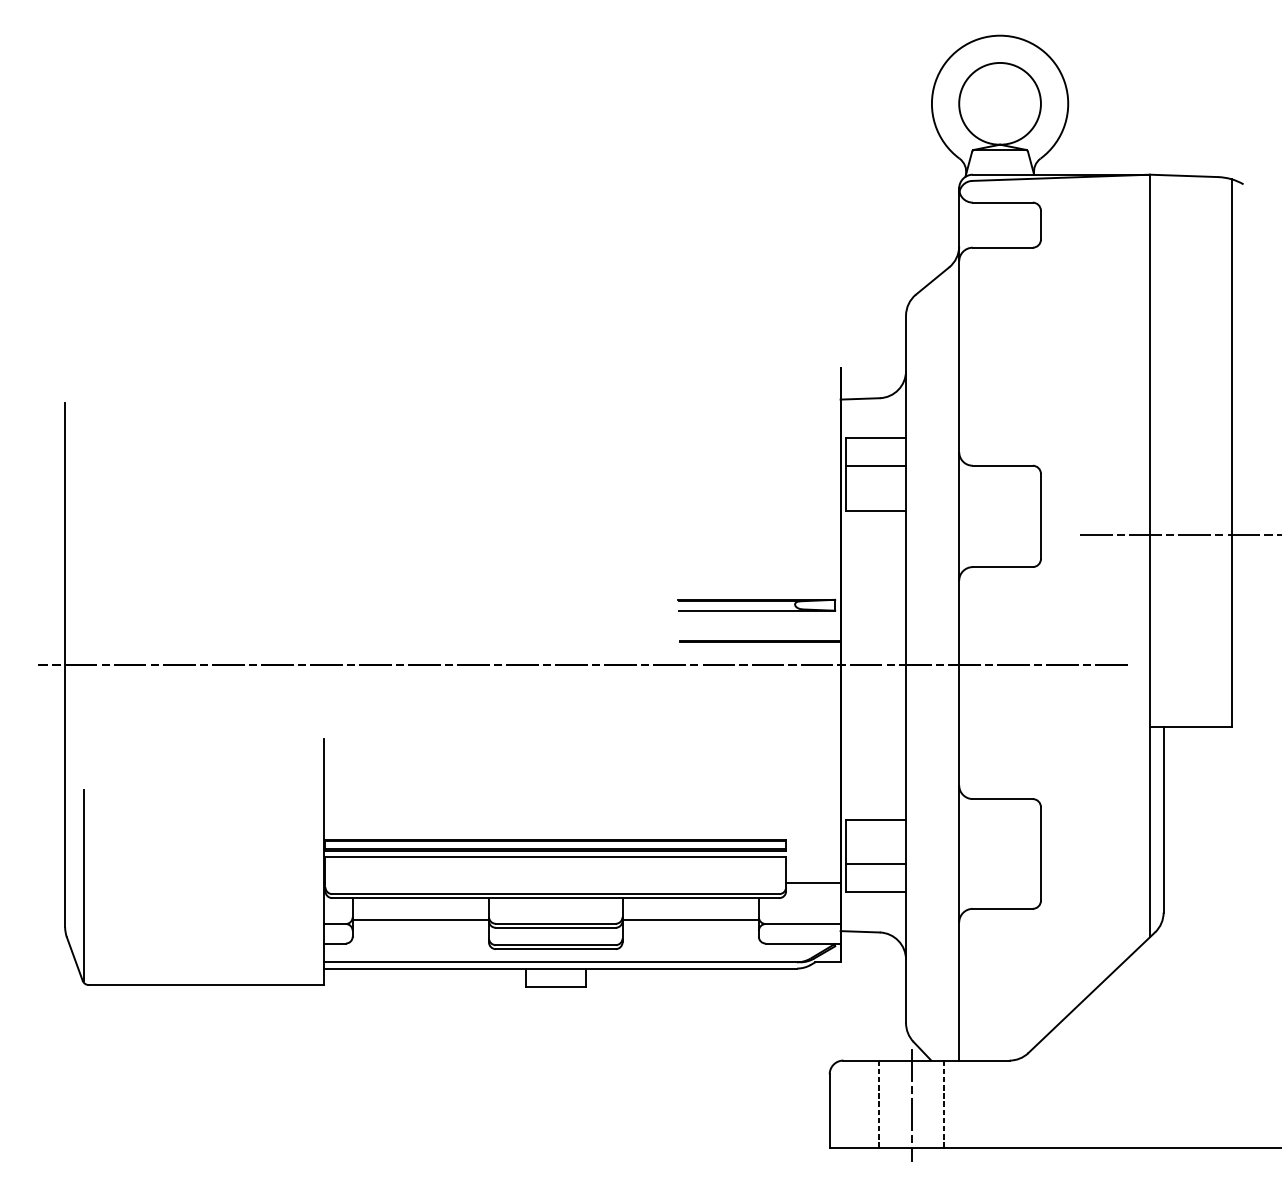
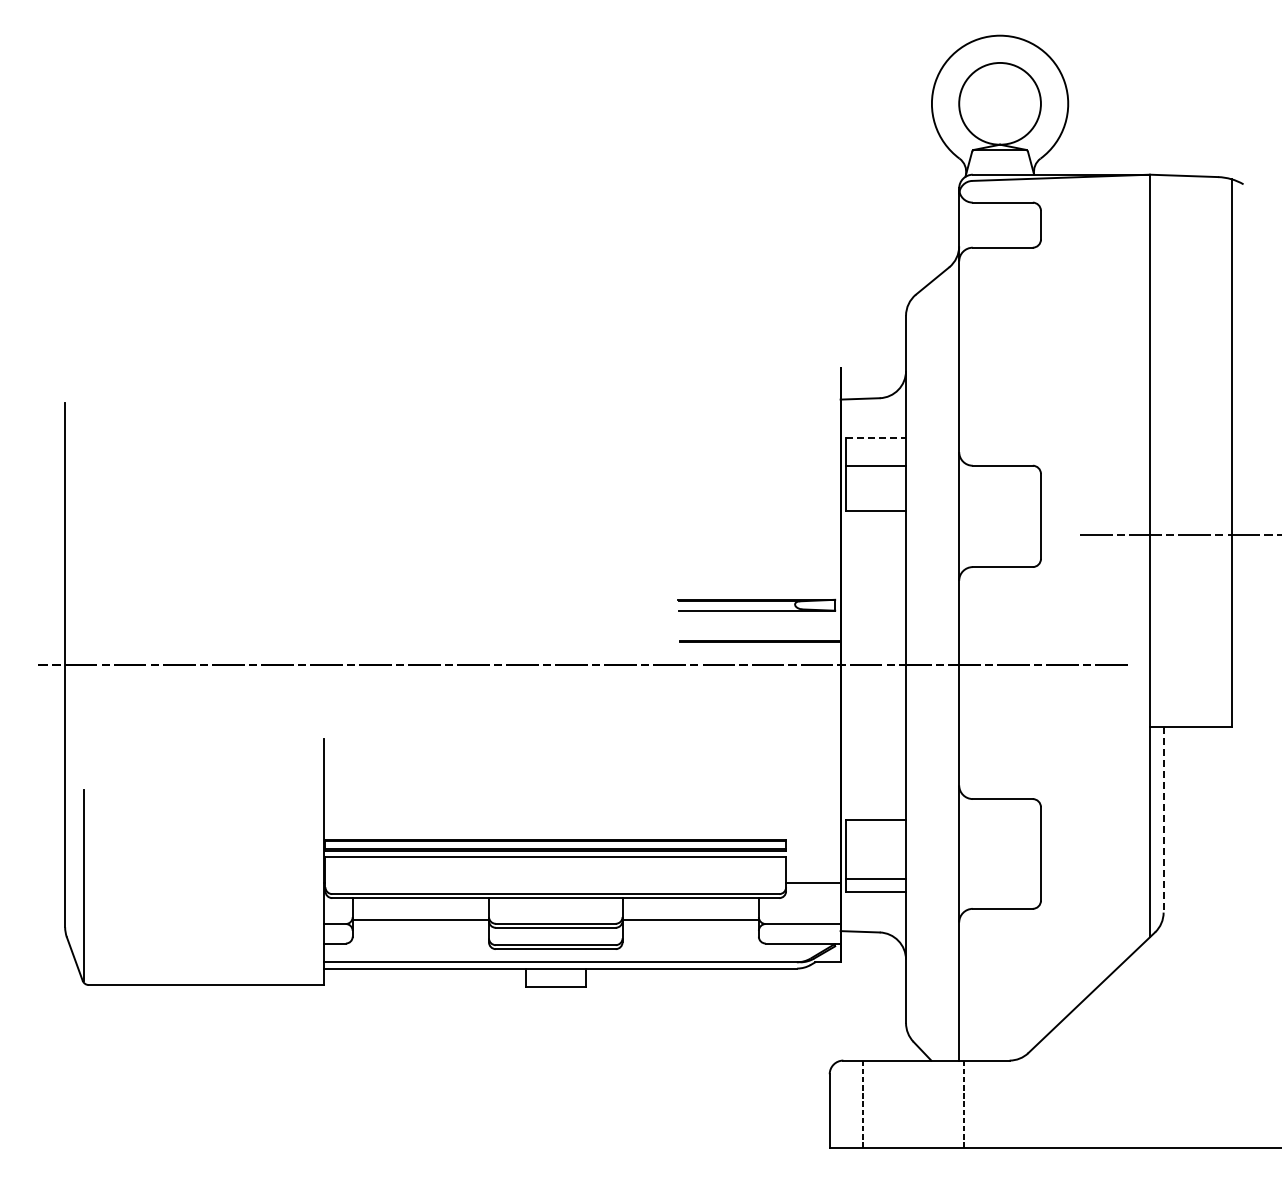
line: solid -> dashed (876, 438)
line: solid -> dashed (1163, 819)
line position: (876, 864) -> (876, 879) (876, 879)
line position: (878, 1103) -> (862, 1103) (862, 1103)
line position: (944, 1103) -> (964, 1103) (964, 1103)
line: present -> none (911, 1105)
